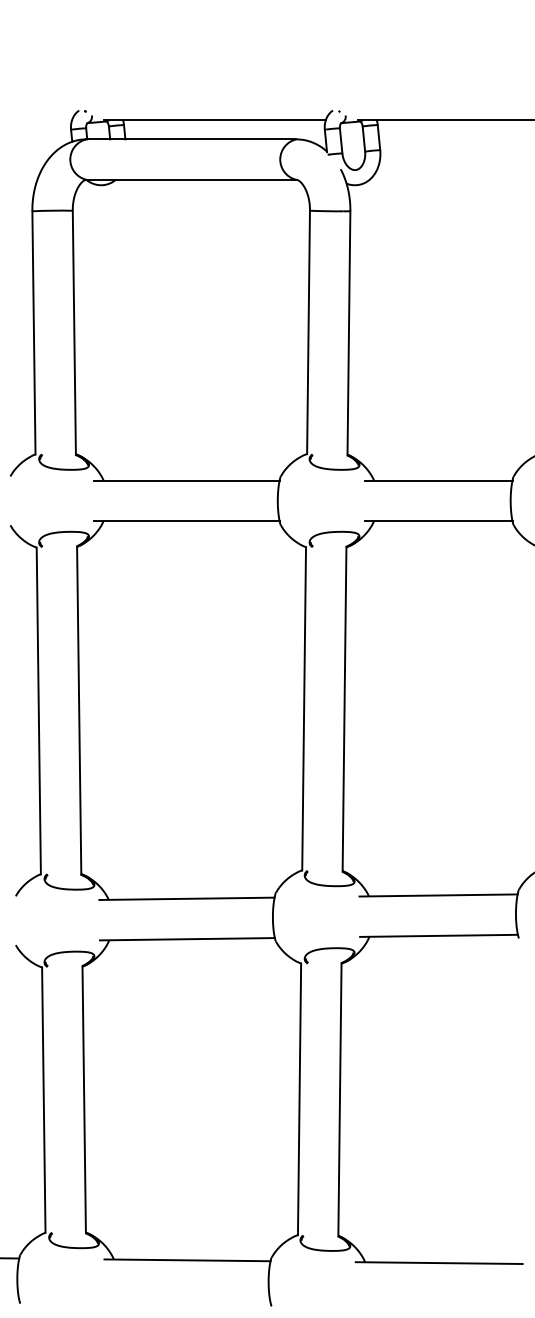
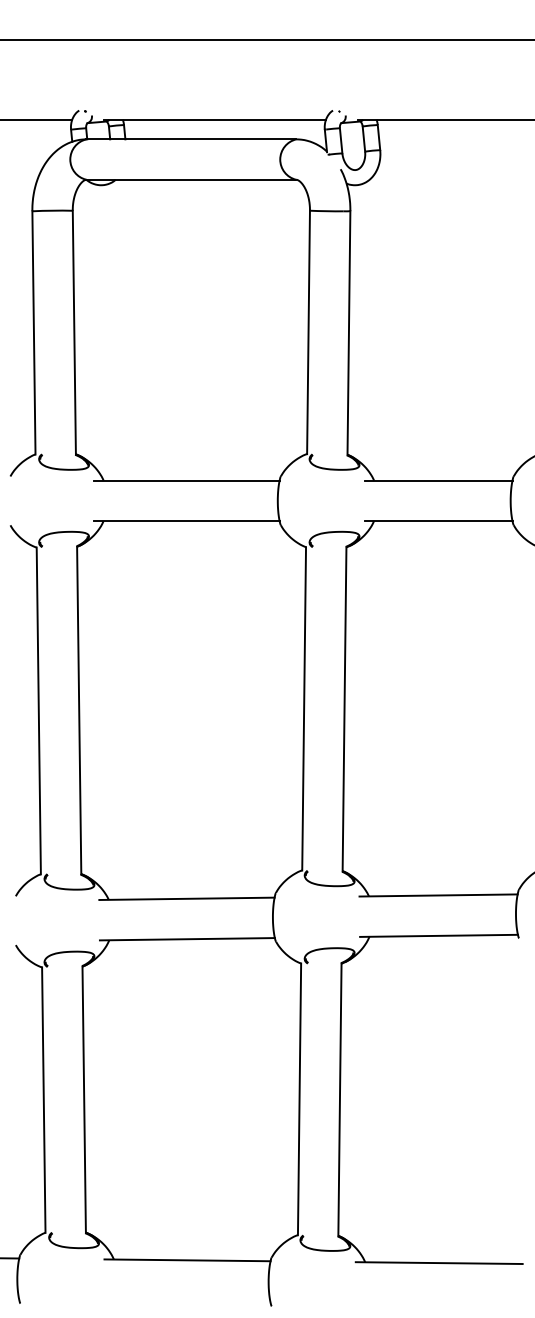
line: none -> present (266, 39)
line: none -> present (37, 119)
